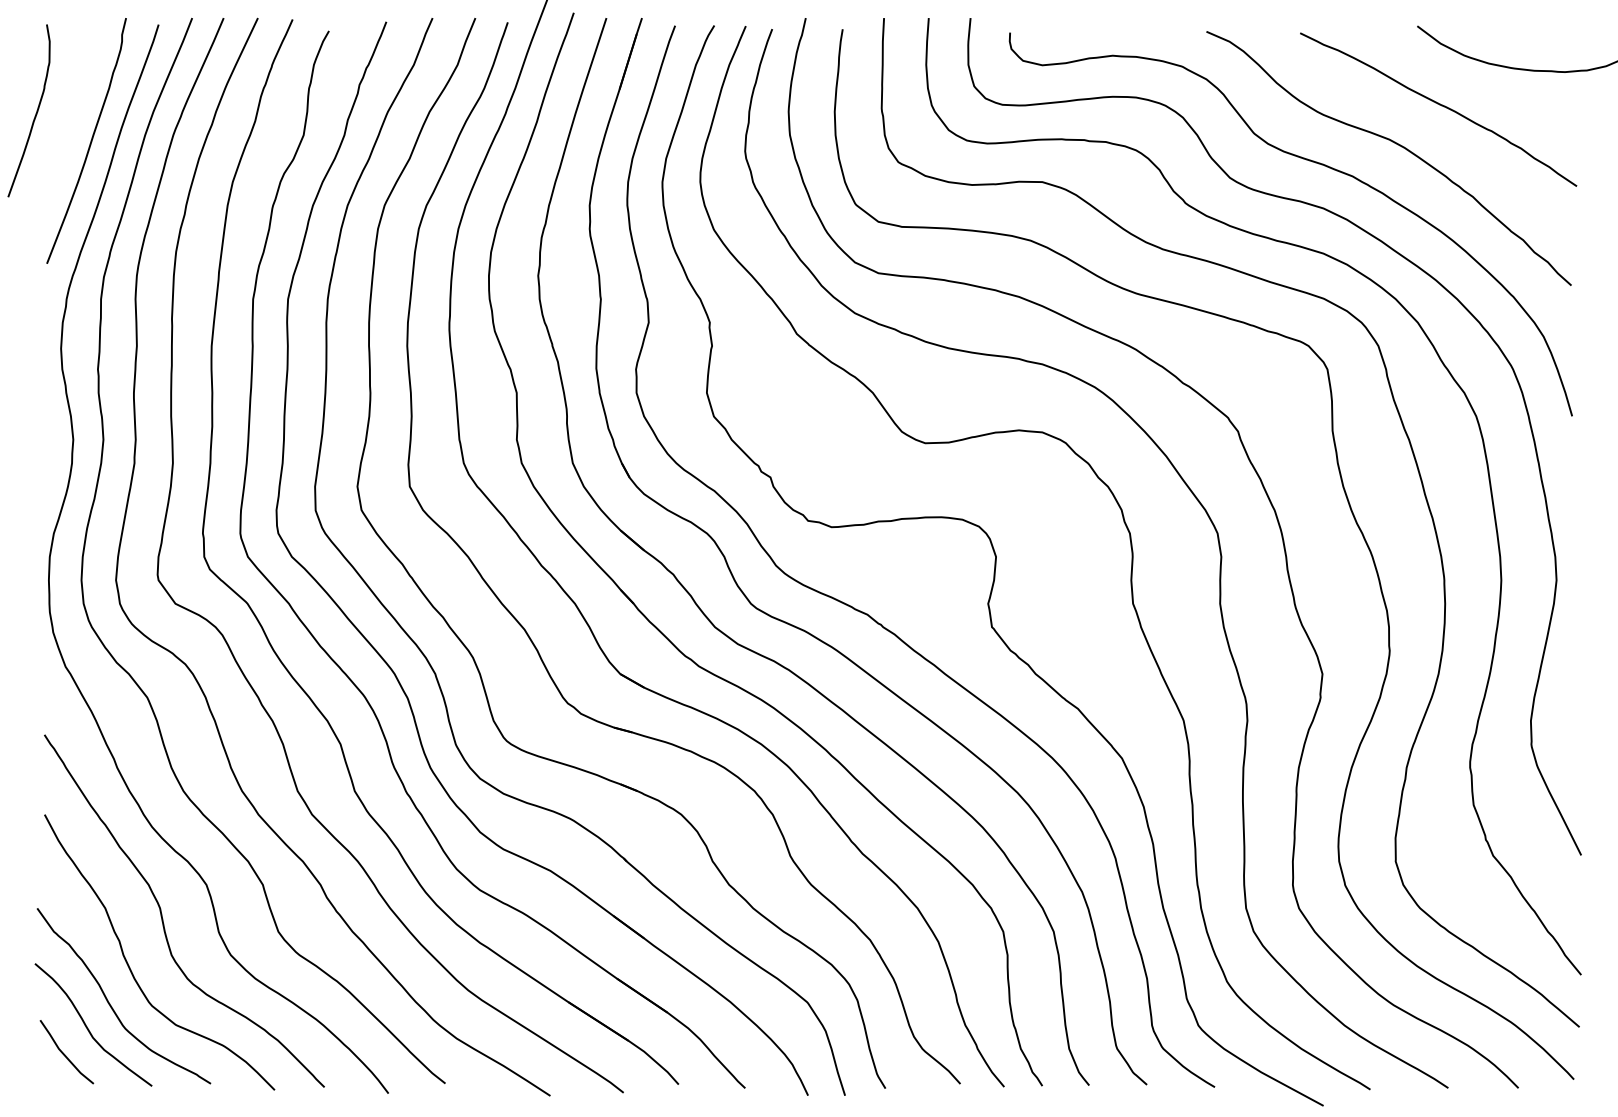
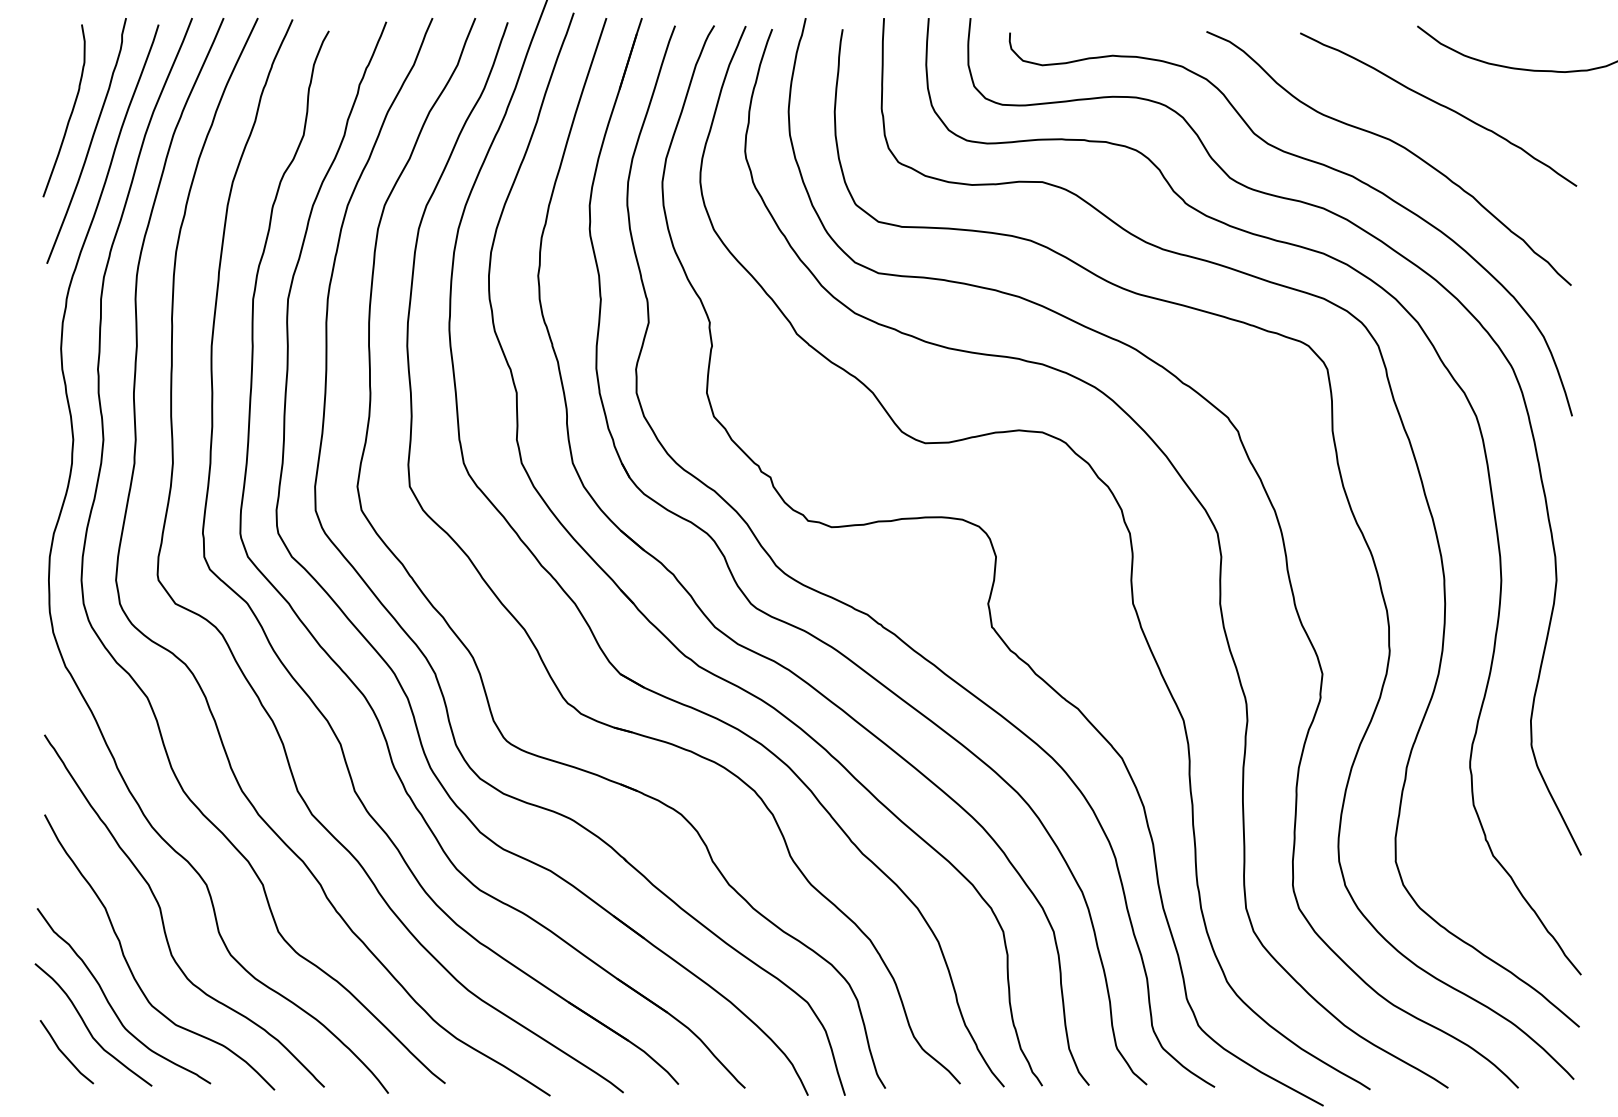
curve position: (35, 113) -> (70, 113) (70, 113)
